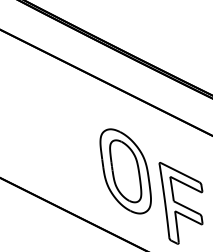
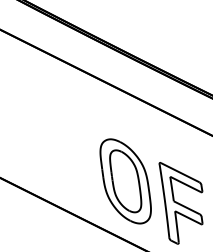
part position: (125, 171) -> (125, 181) (125, 181)
